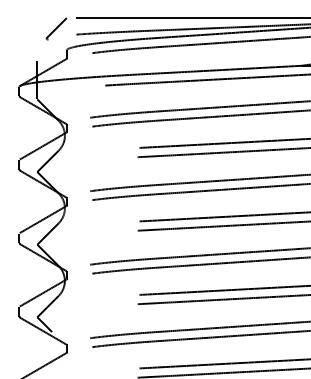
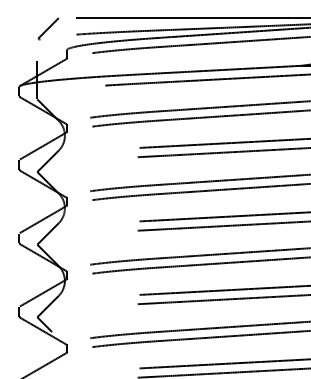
part position: (56, 28) -> (48, 28) (48, 28)
